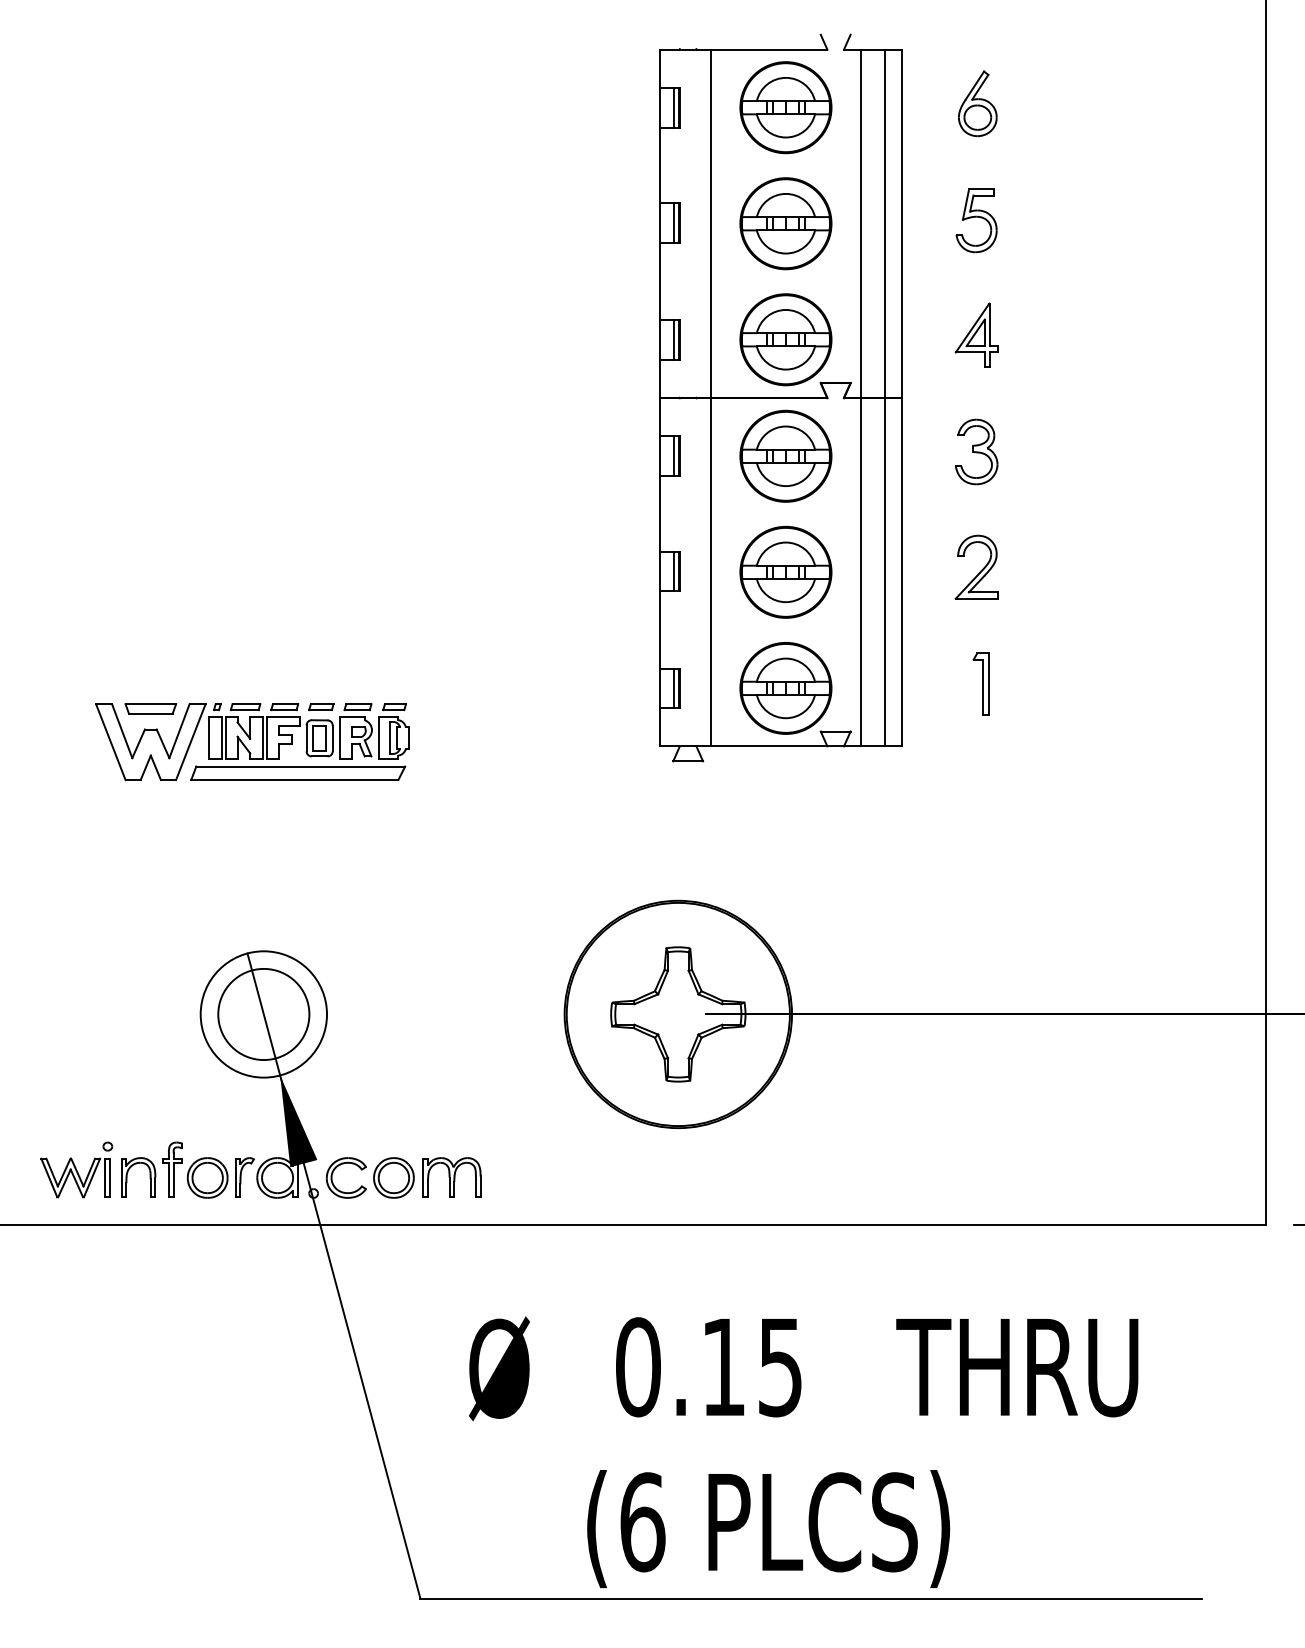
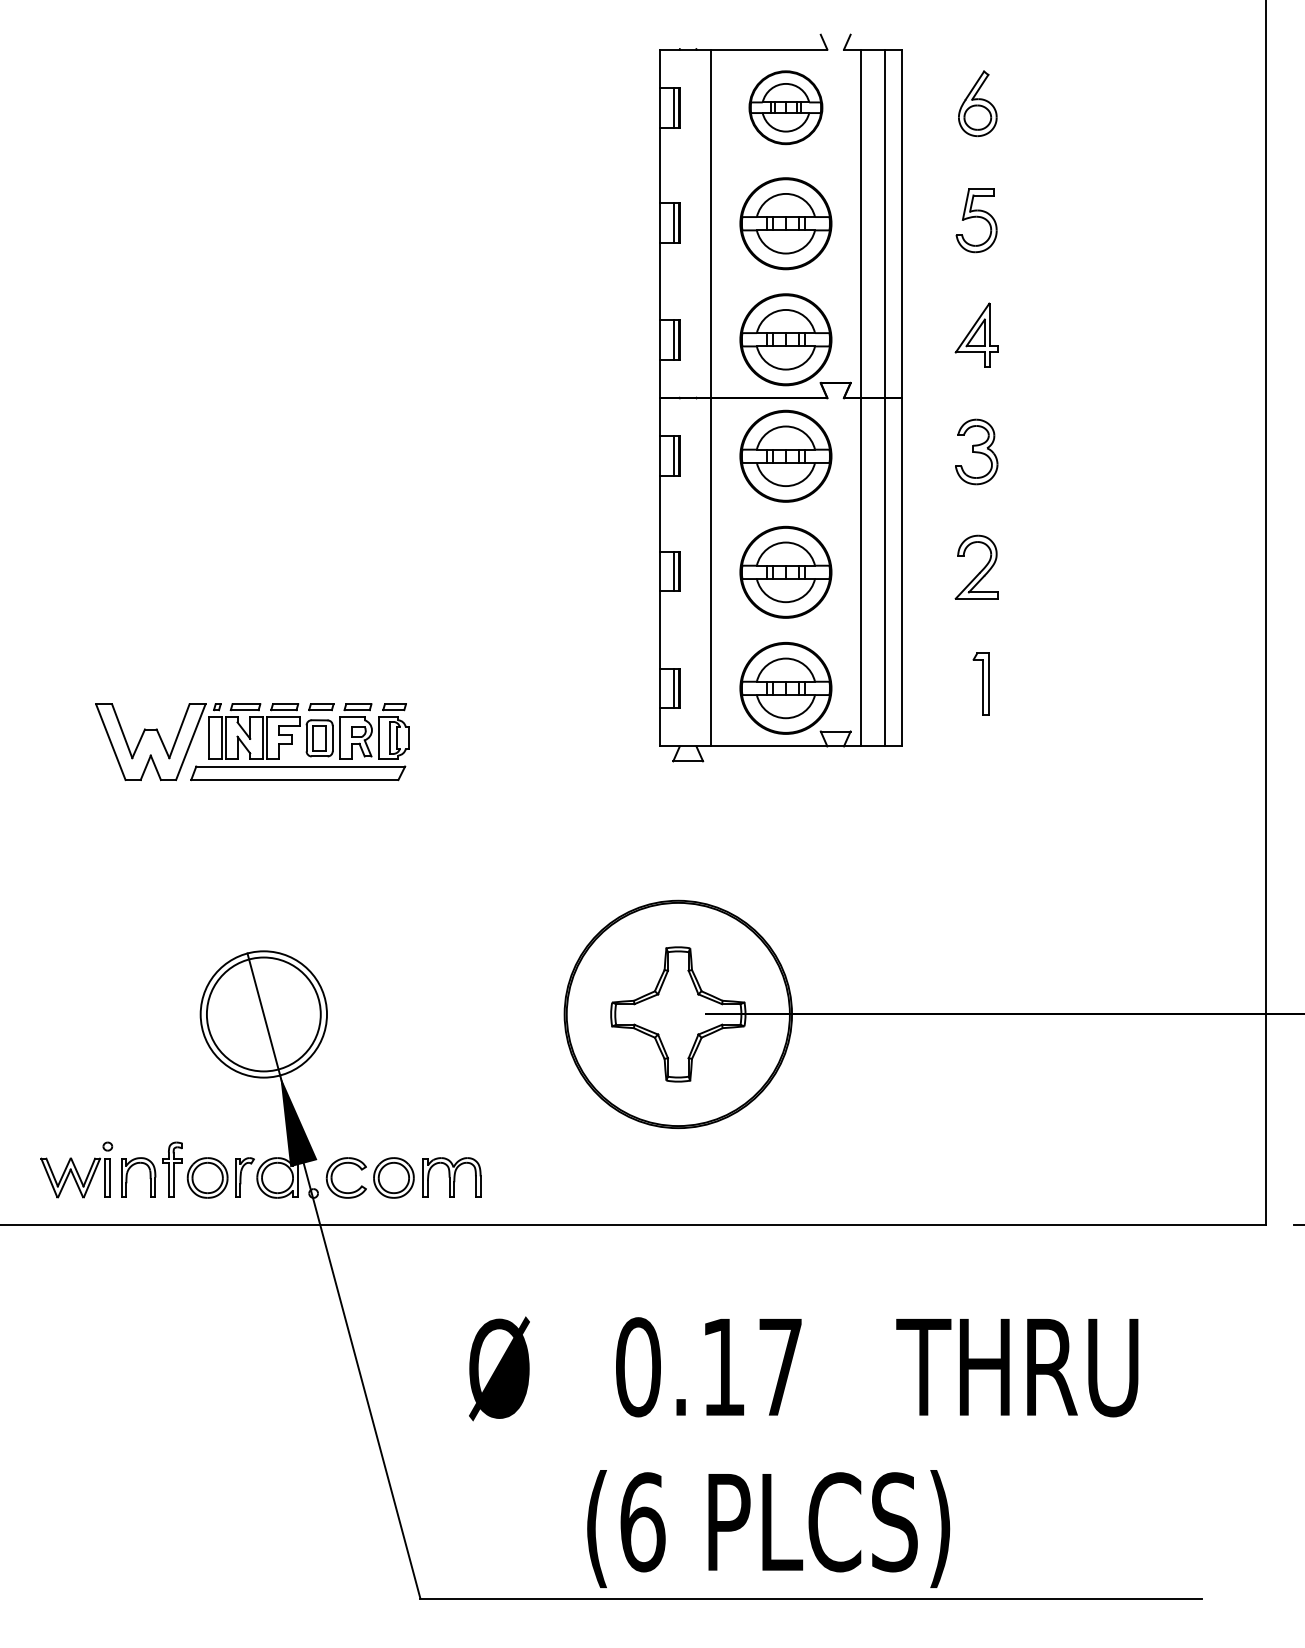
part size: 94x94 px -> 76x76 px (785, 107)
part: present -> none (150, 708)
circle diameter: 91 px -> 114 px (263, 1014)
text: 0.15 -> 0.17 (780, 1367)
